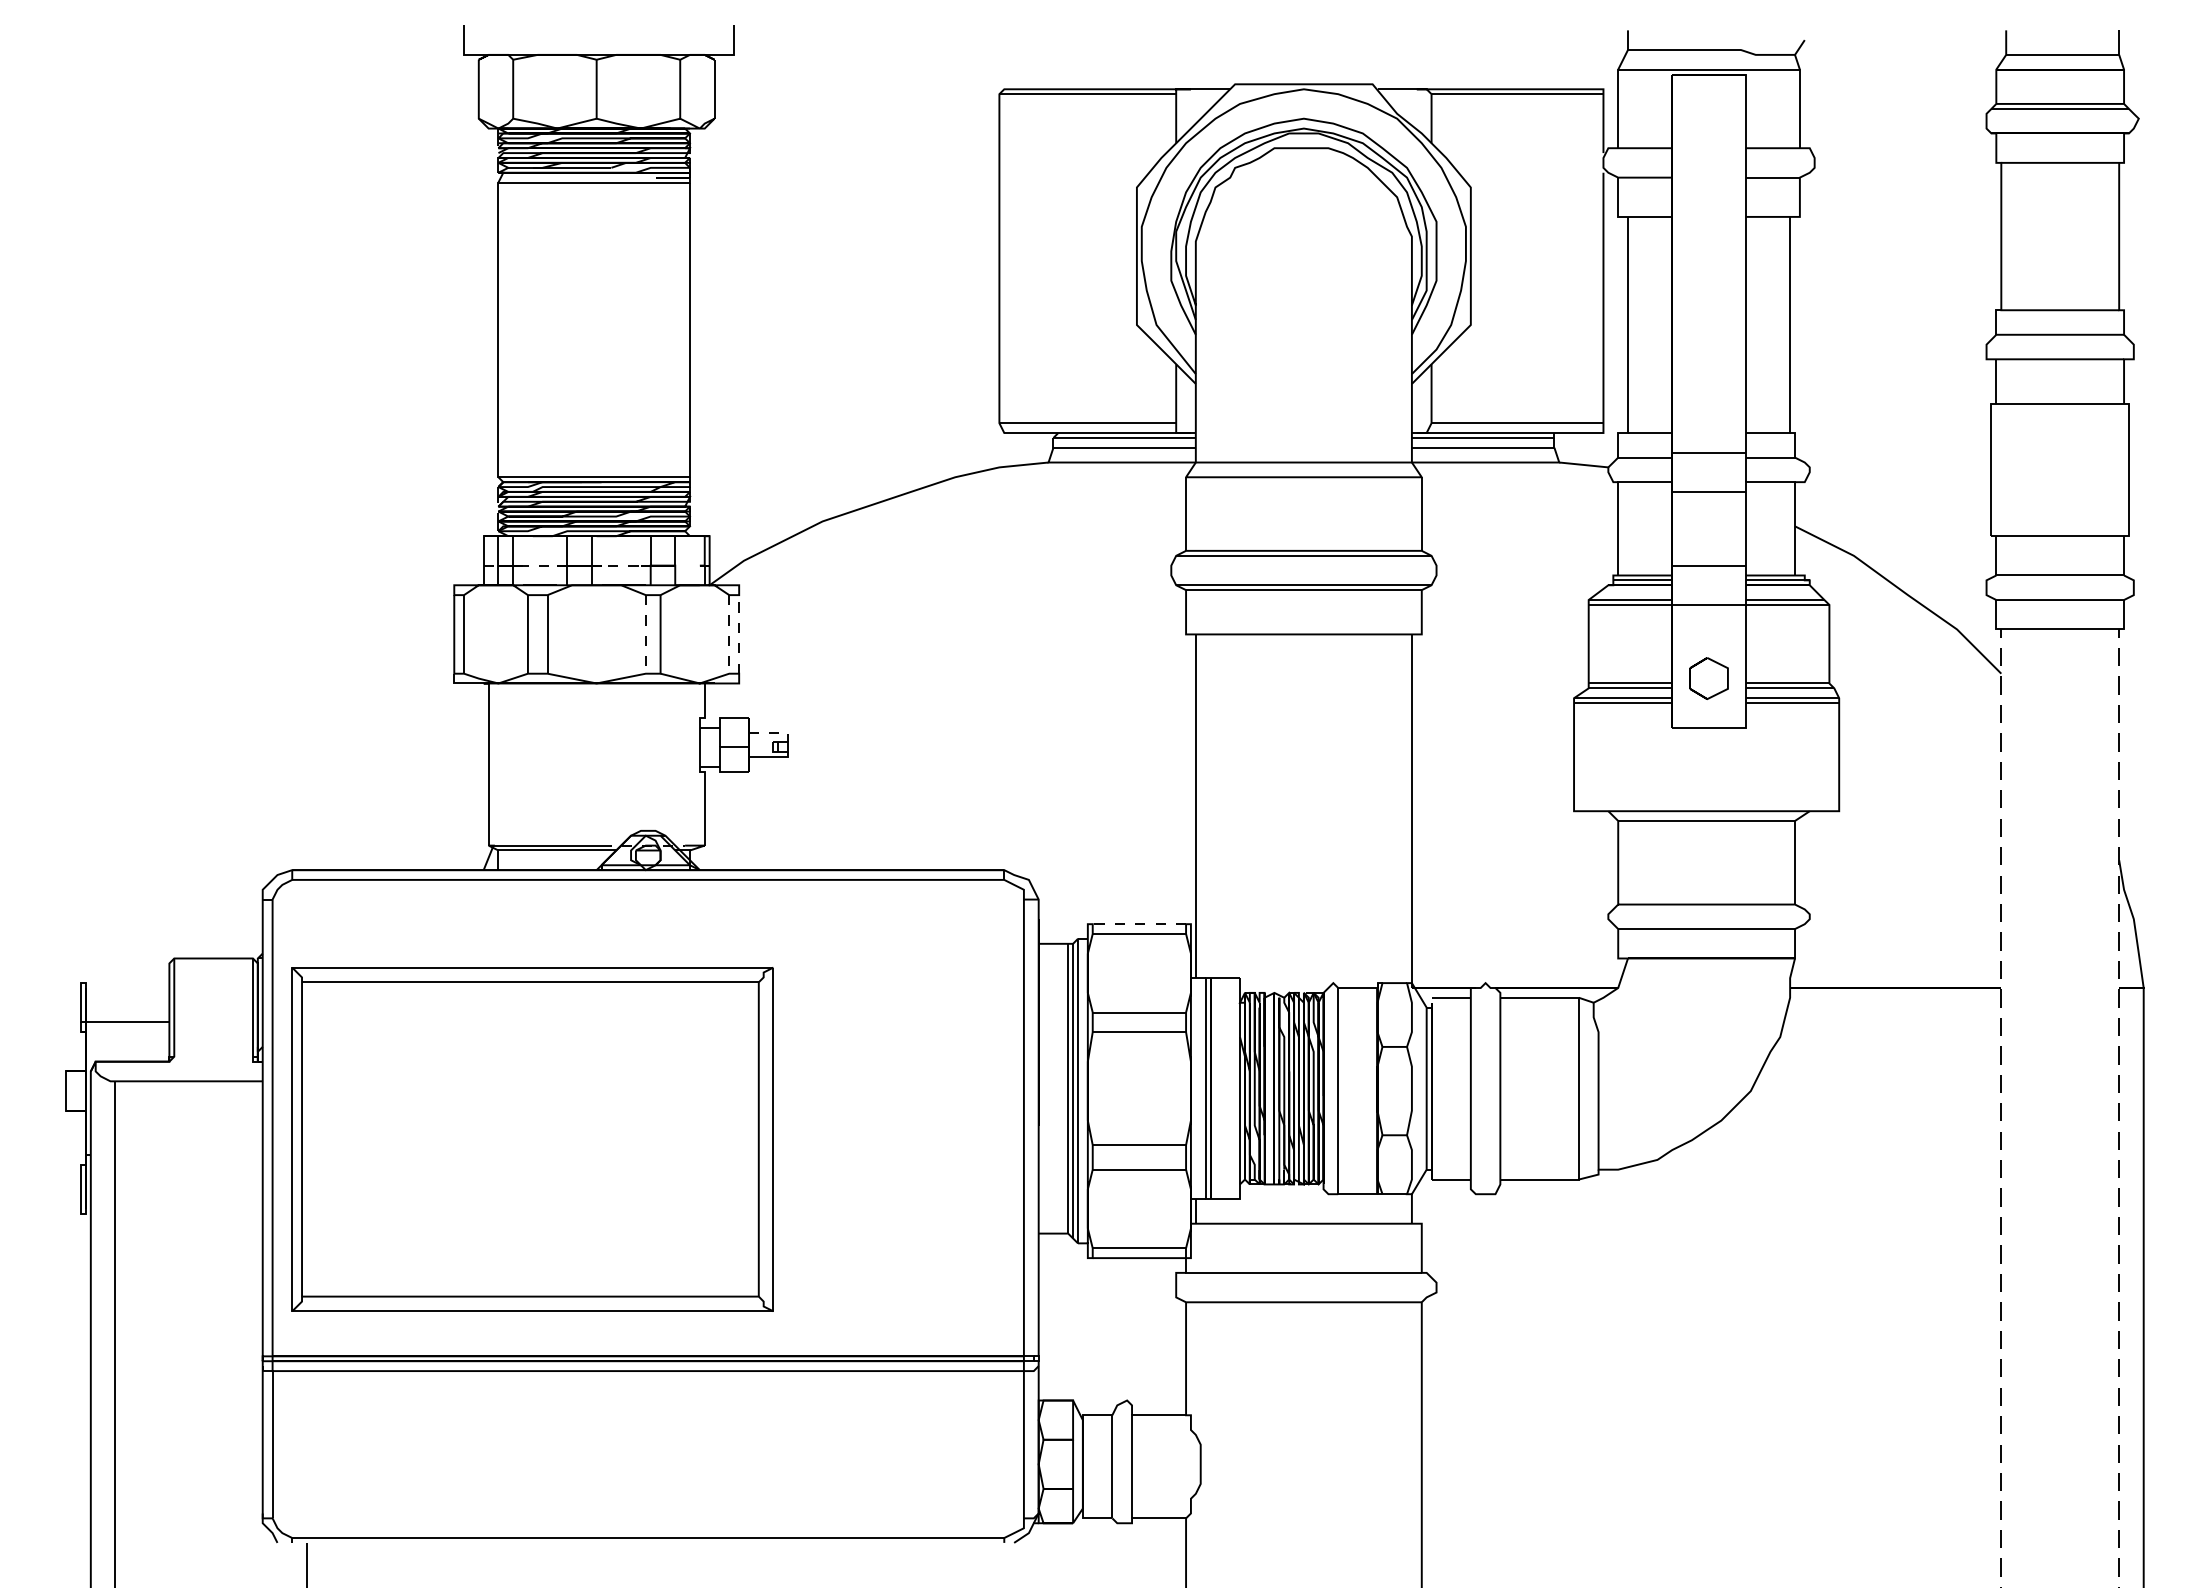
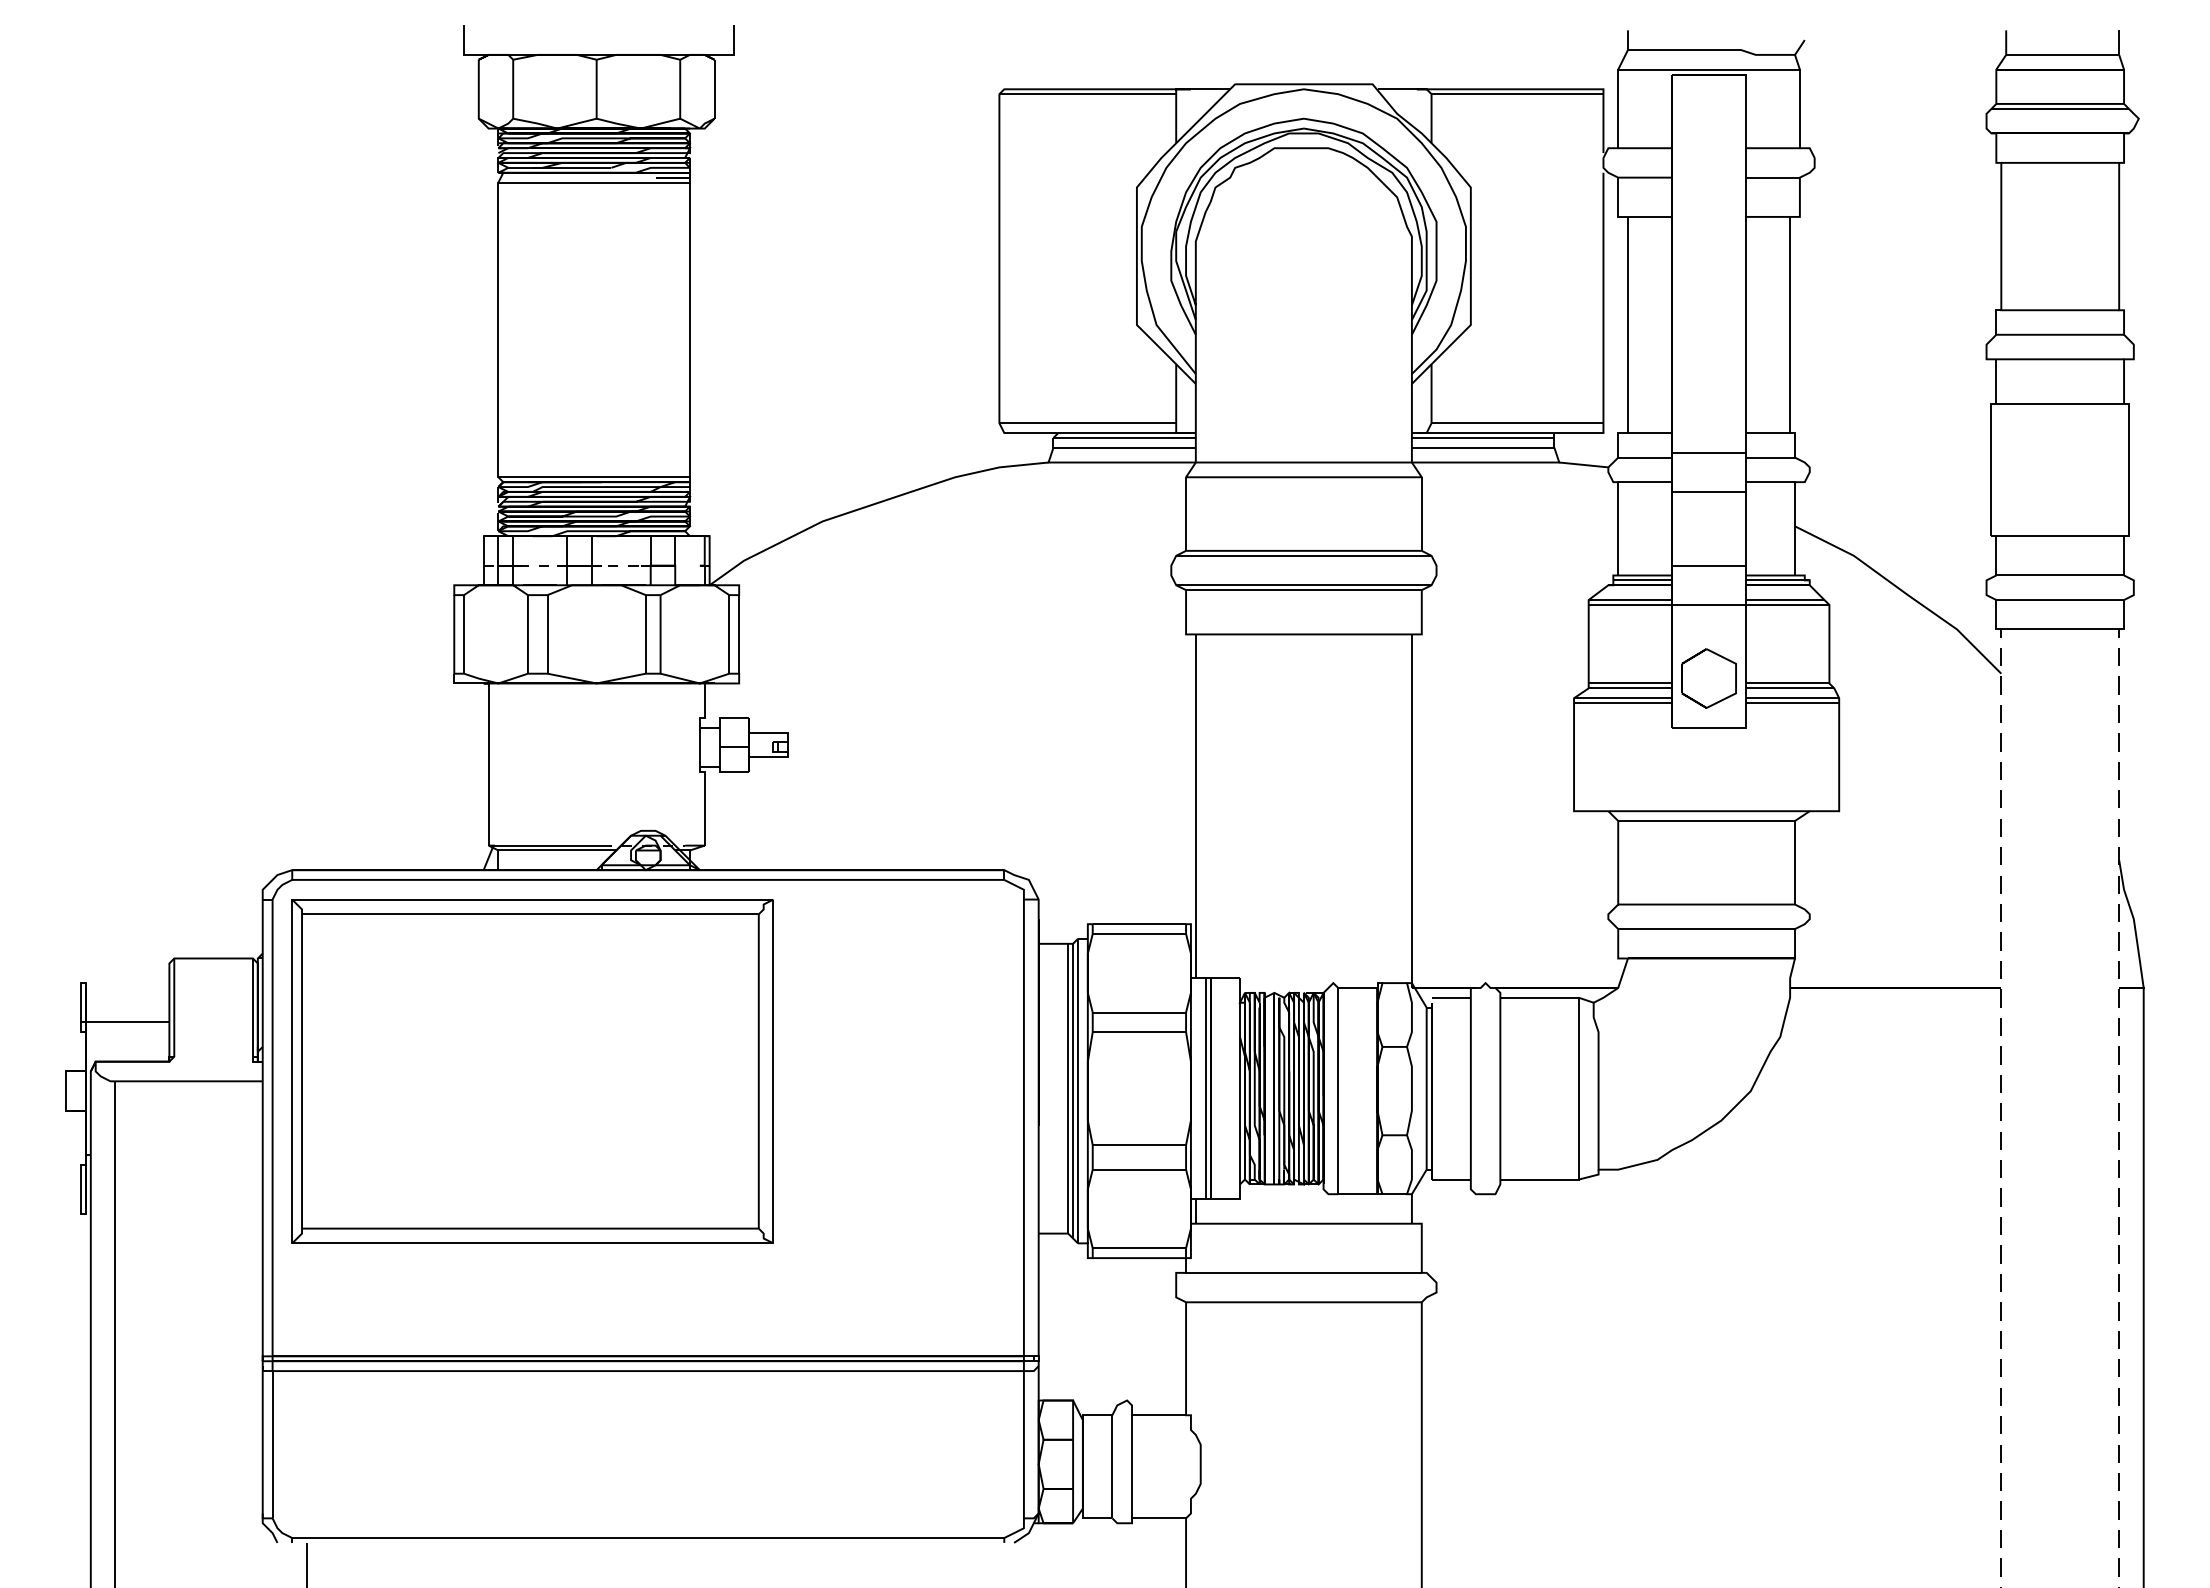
line: dashed -> solid (739, 633)
line: dashed -> solid (645, 634)
line: dashed -> solid (729, 634)
part size: 40x43 px -> 56x61 px (1708, 678)
line: dashed -> solid (774, 732)
line: dashed -> solid (1139, 924)
part position: (532, 1139) -> (532, 1071) (532, 1071)
